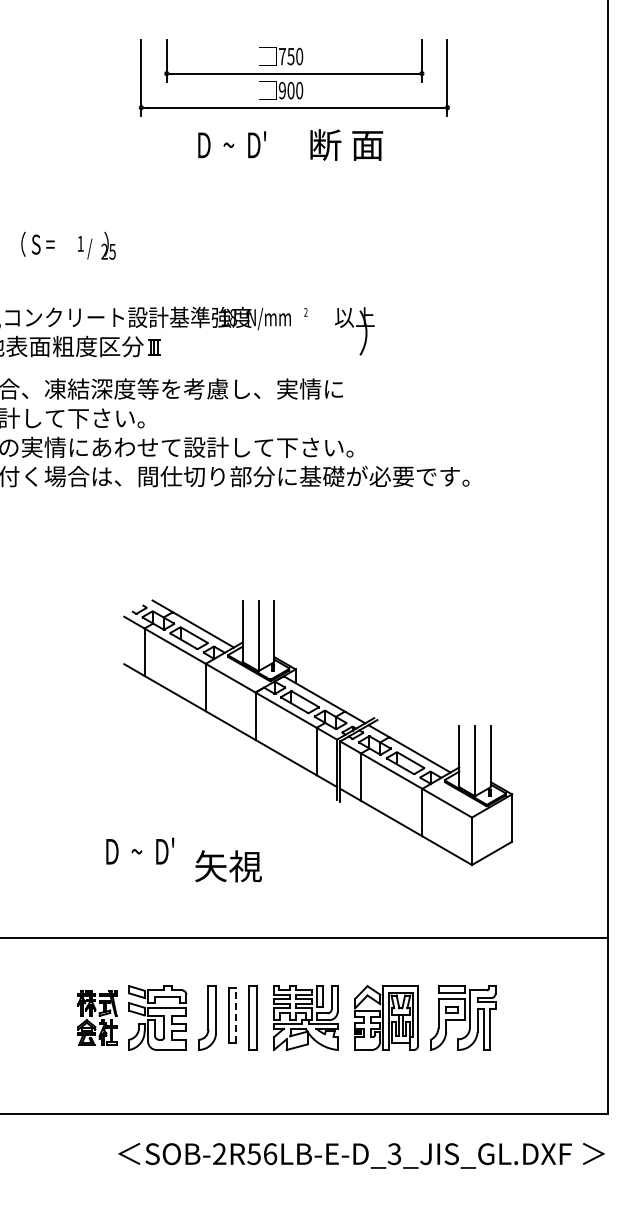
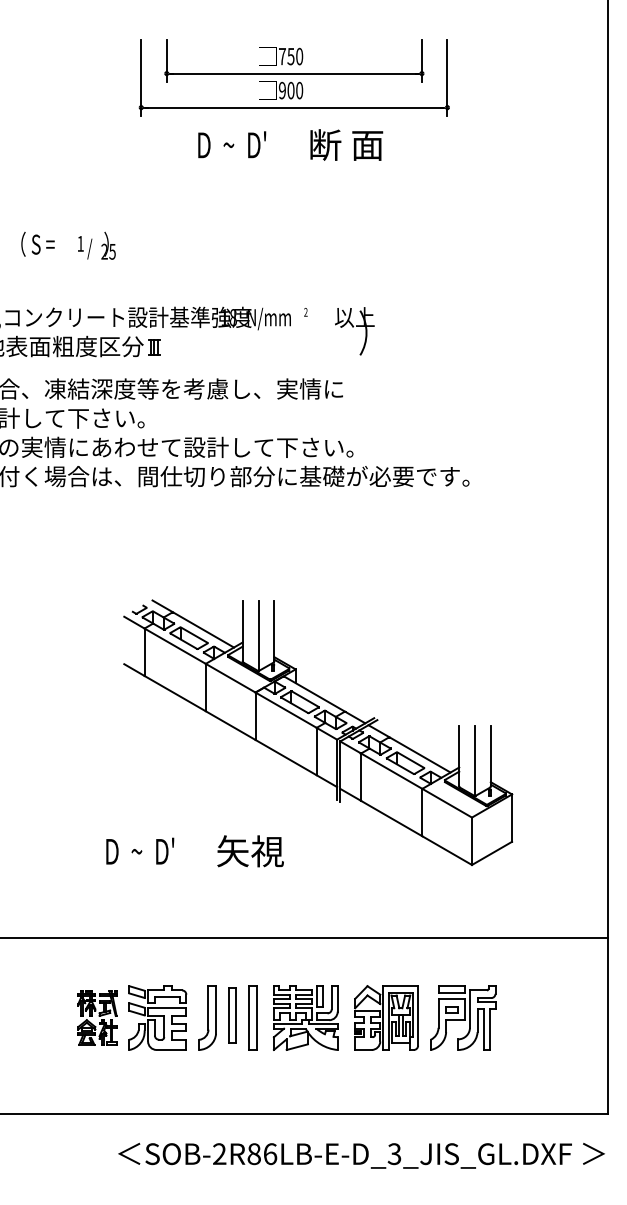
text position: (228, 866) -> (250, 851) (250, 851)
line: dashed -> solid (236, 1015)
text: SOB-2R56LB-E-D_3_JIS_GL.DXF -> SOB-2R86LB-E-D_3_JIS_GL.DXF (253, 1153)
